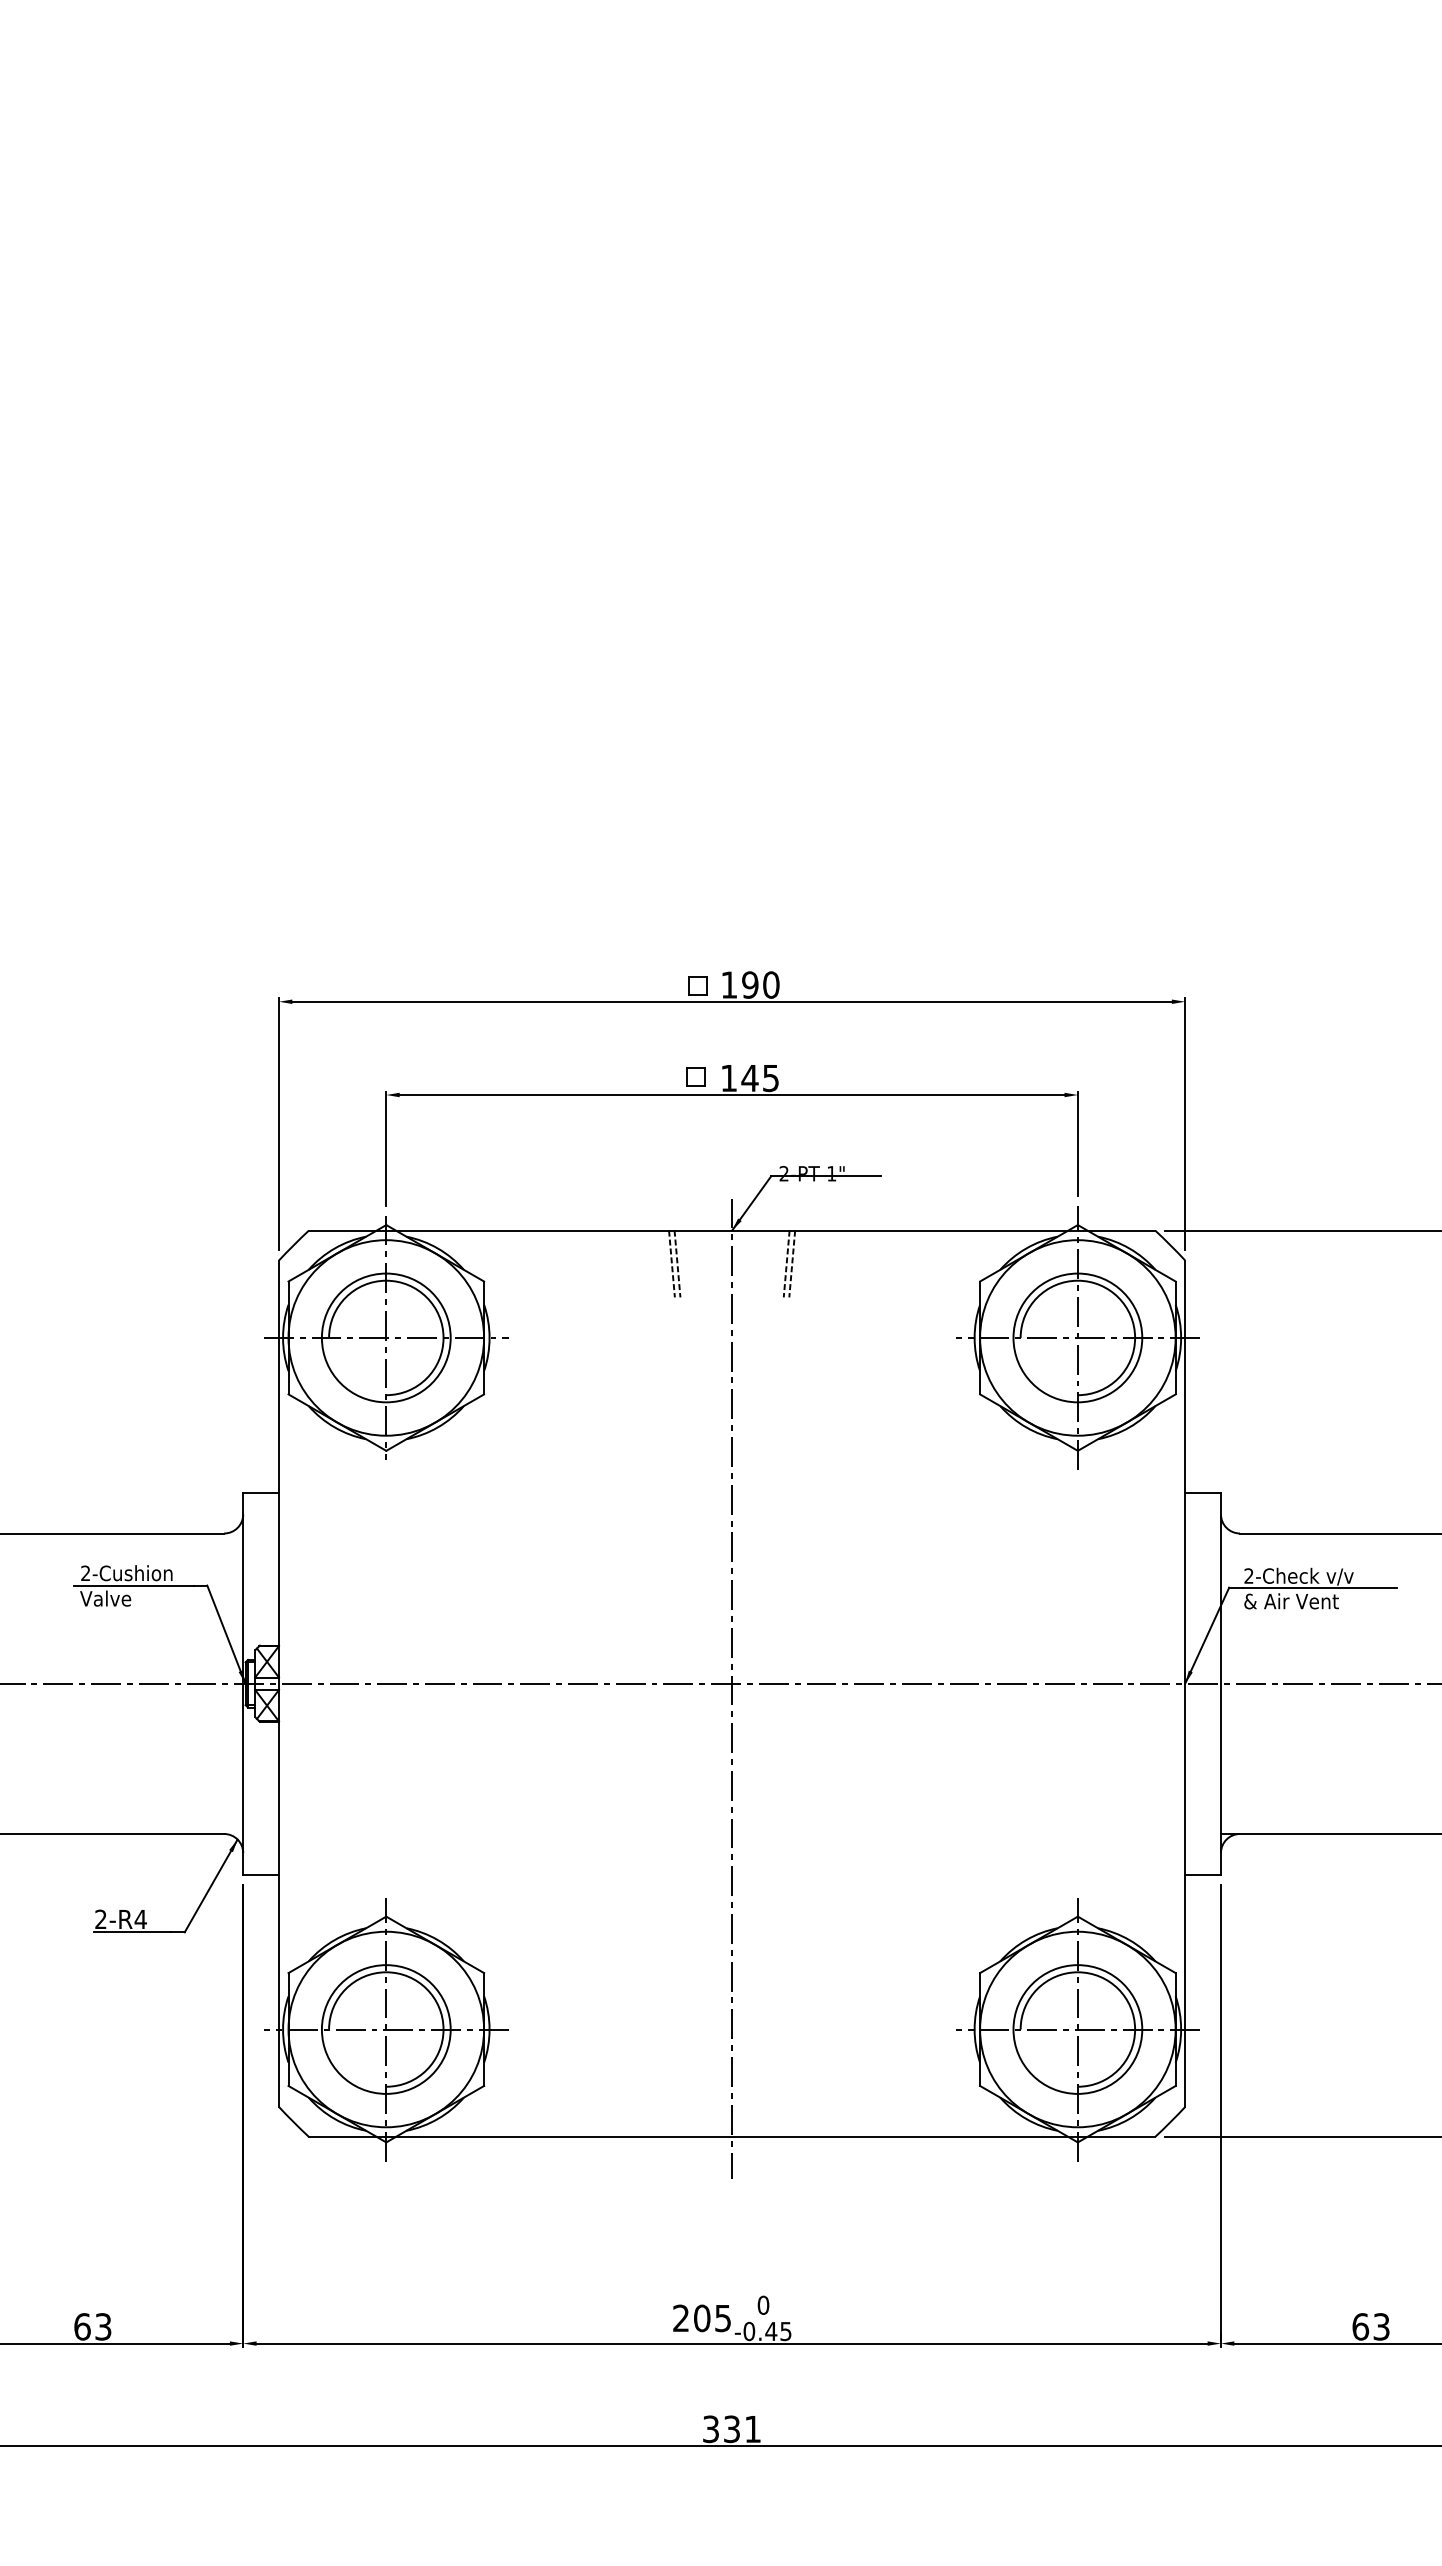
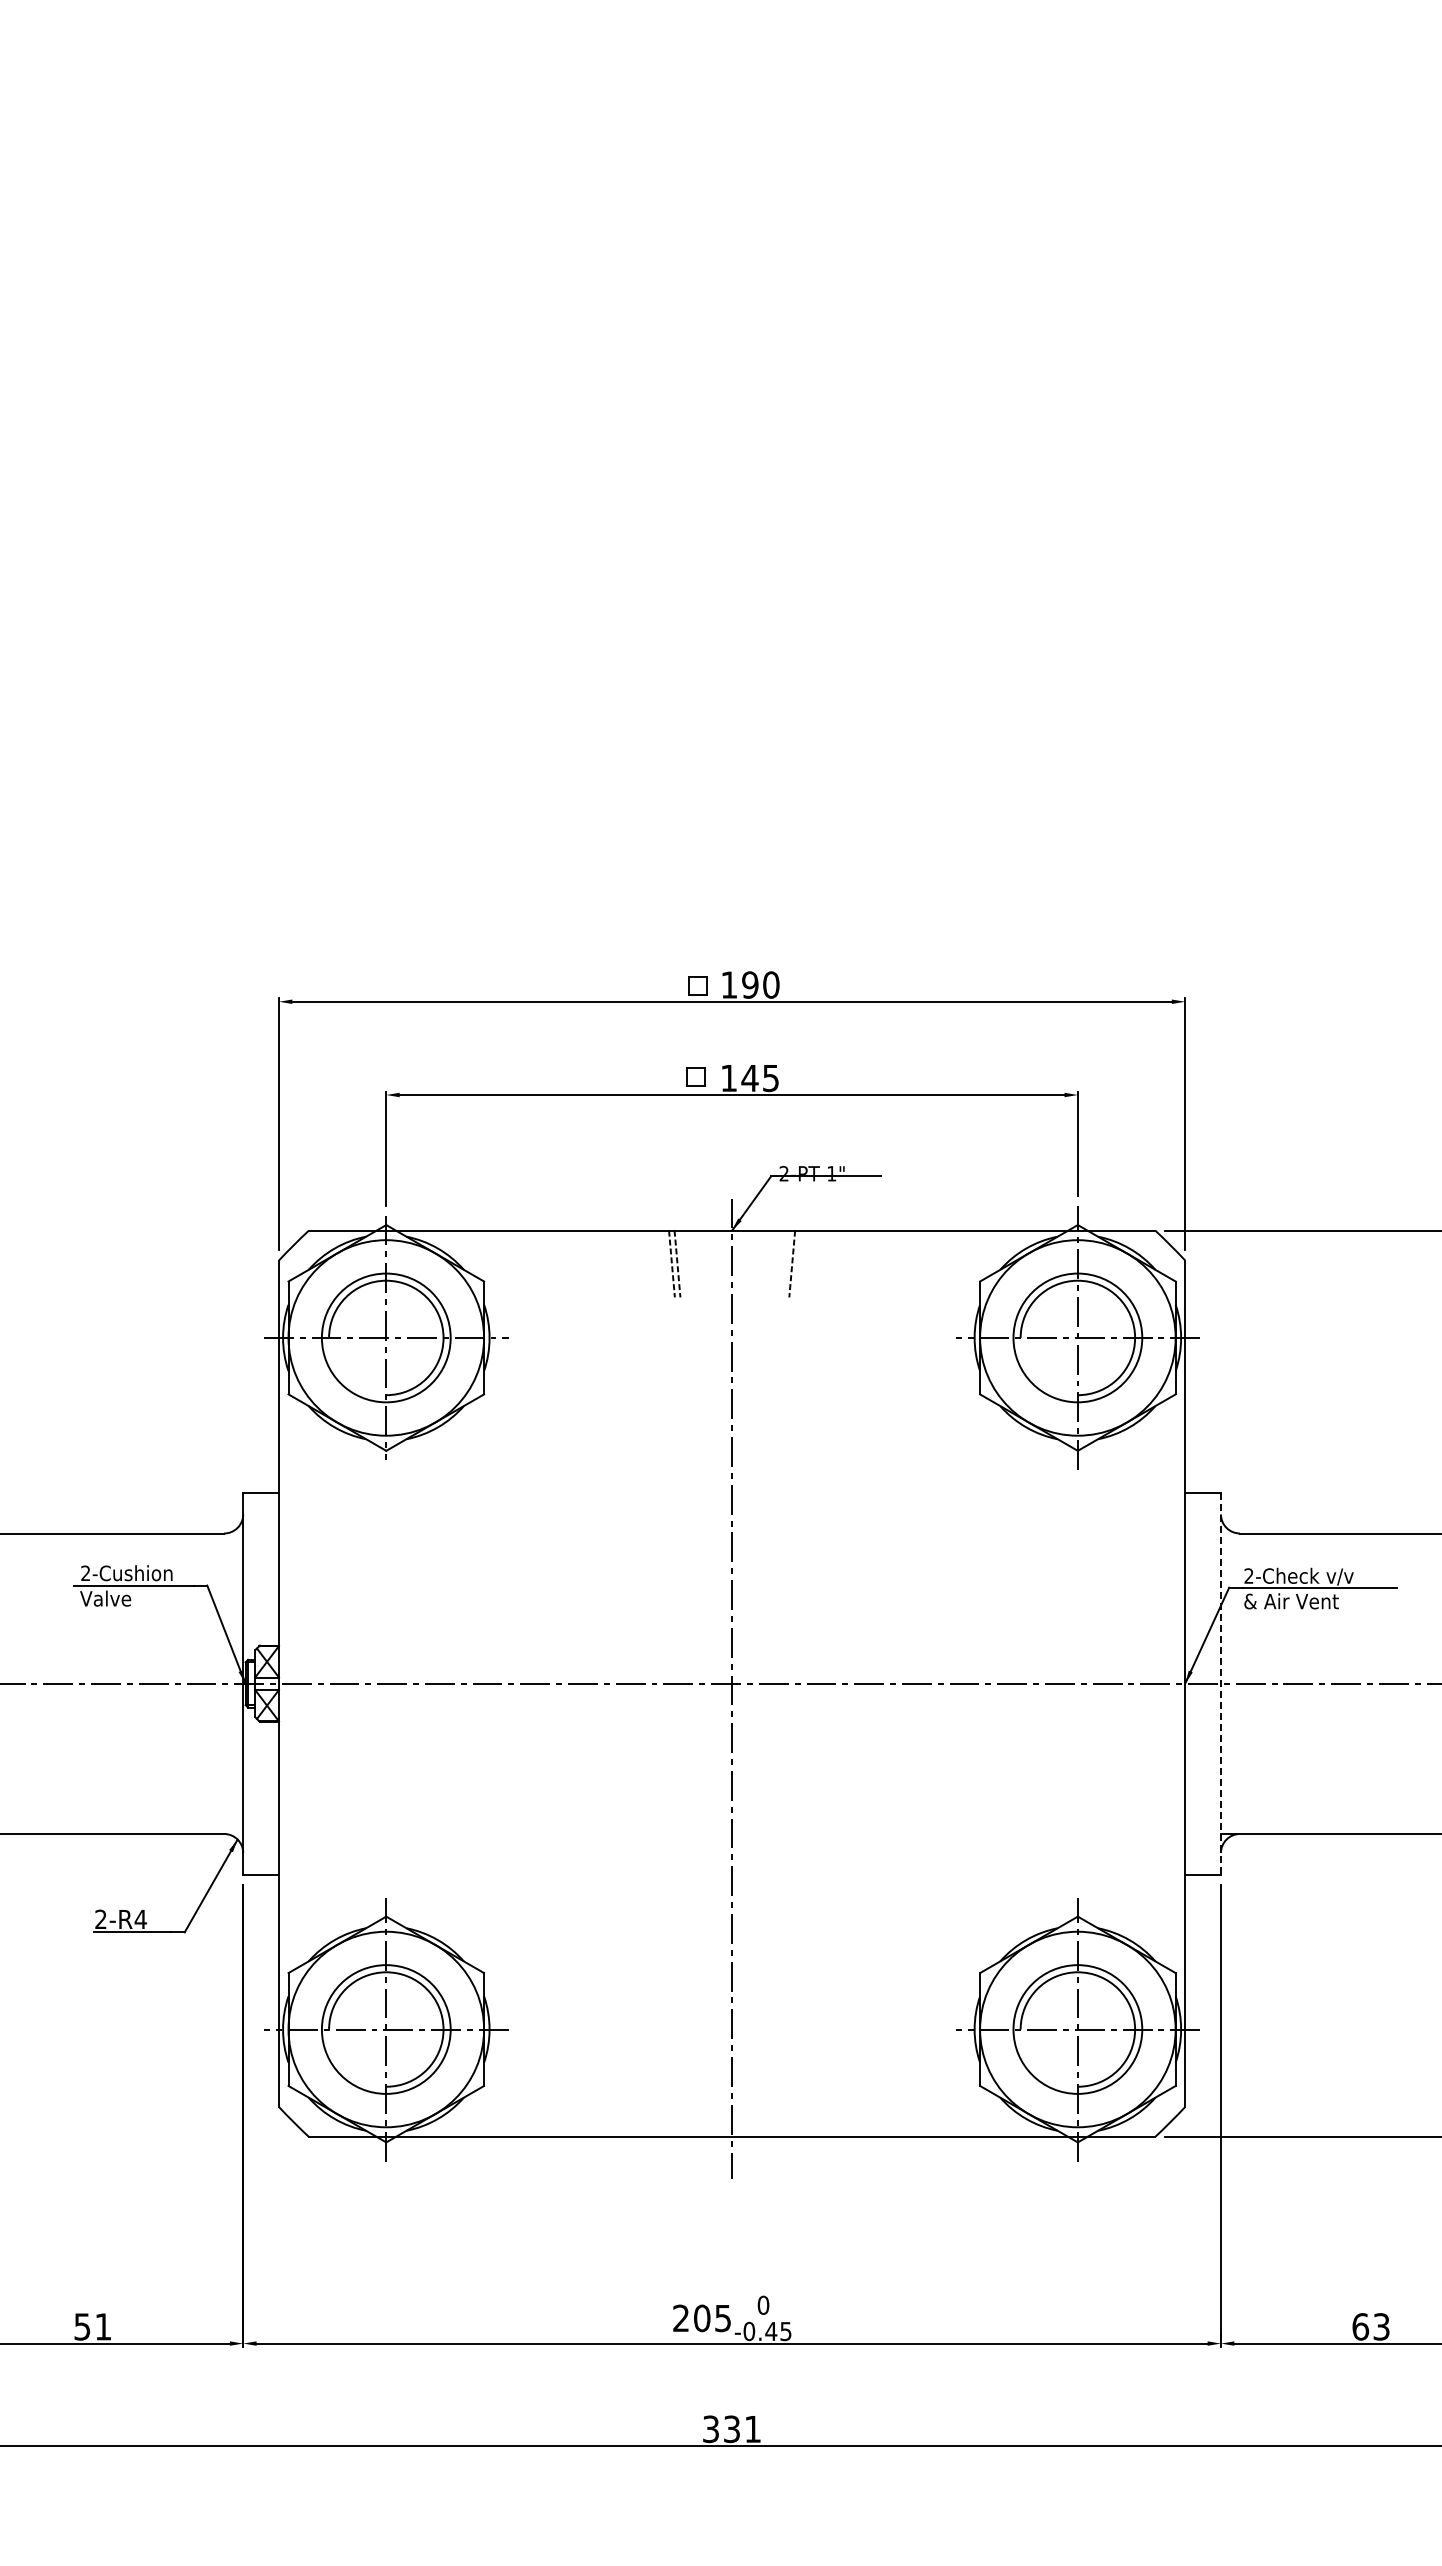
line: present -> none (786, 1263)
line: solid -> dashed (1220, 1683)
text: 63 -> 51 (92, 2326)
